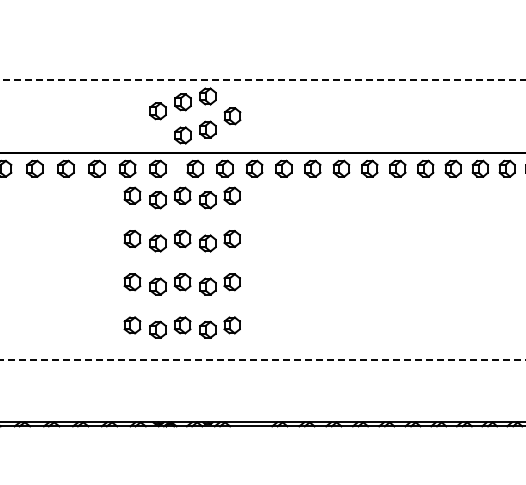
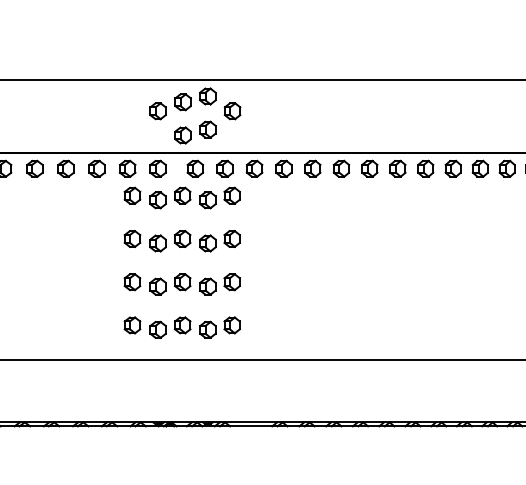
line: dashed -> solid (263, 79)
part position: (232, 116) -> (232, 111) (232, 111)
line: dashed -> solid (262, 359)
